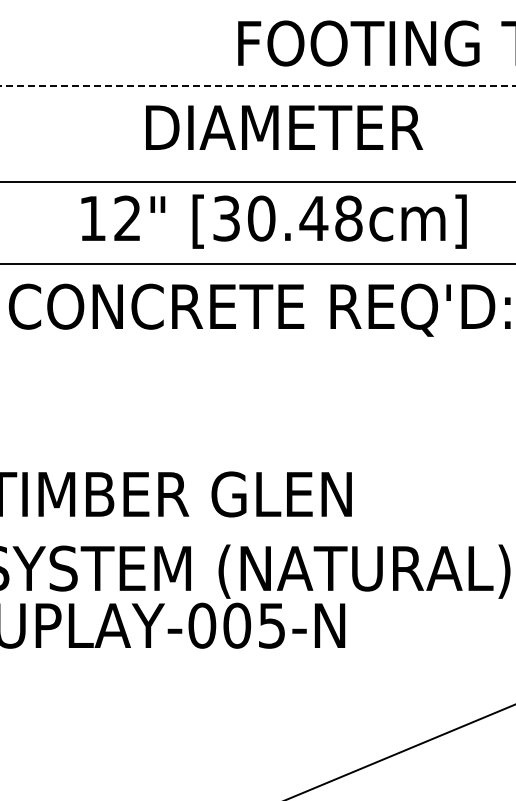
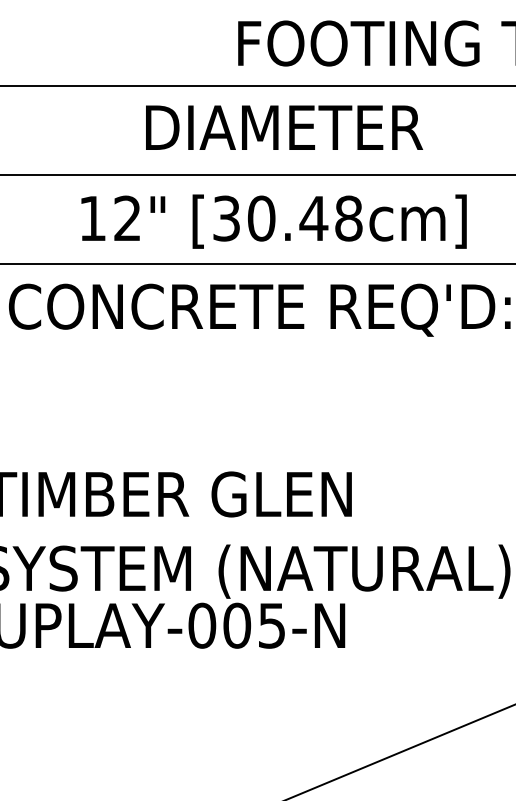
line: dashed -> solid (258, 86)
line position: (257, 182) -> (257, 175) (257, 175)
